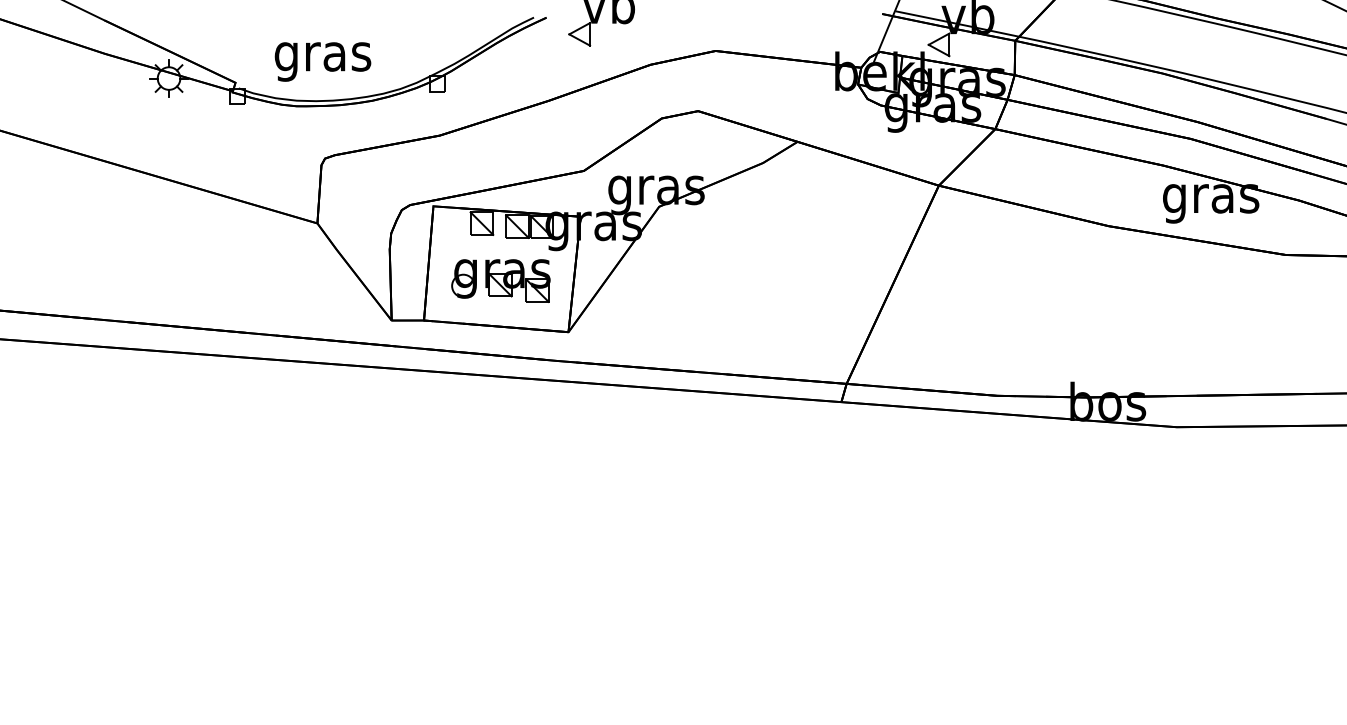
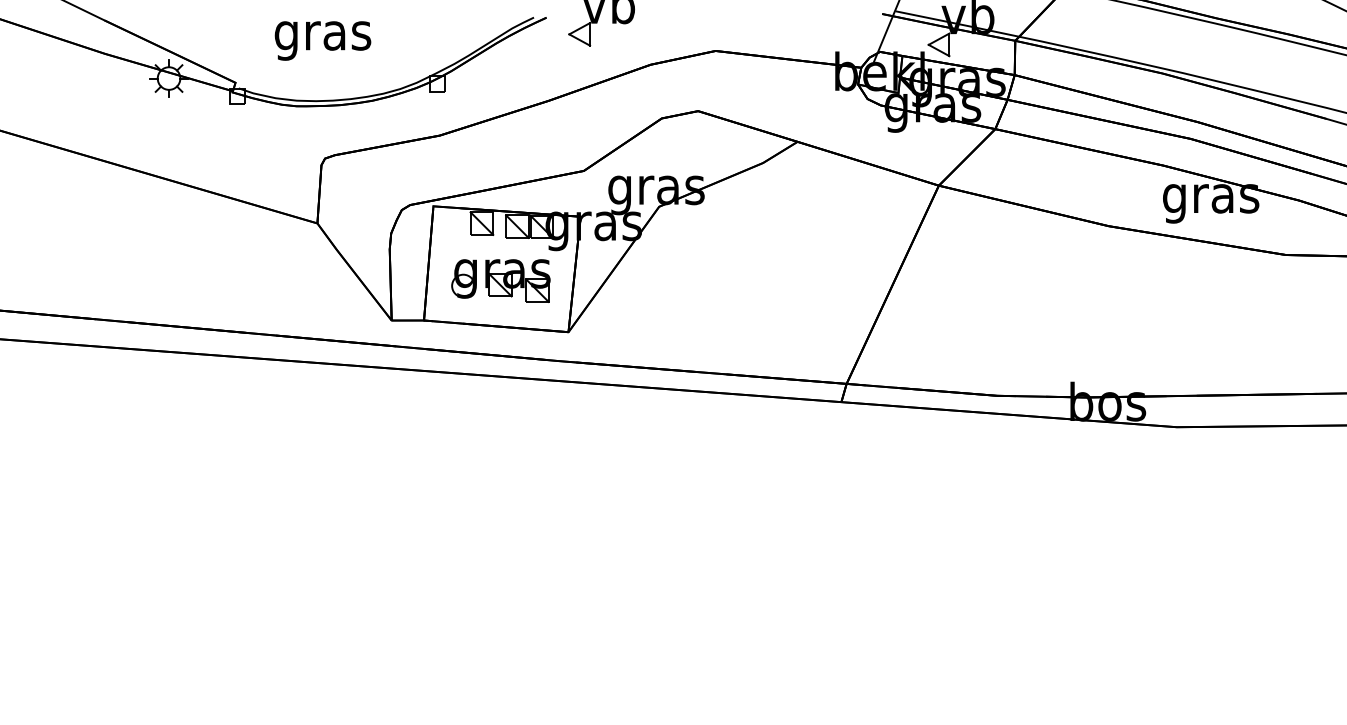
text position: (322, 61) -> (322, 40) (322, 40)
